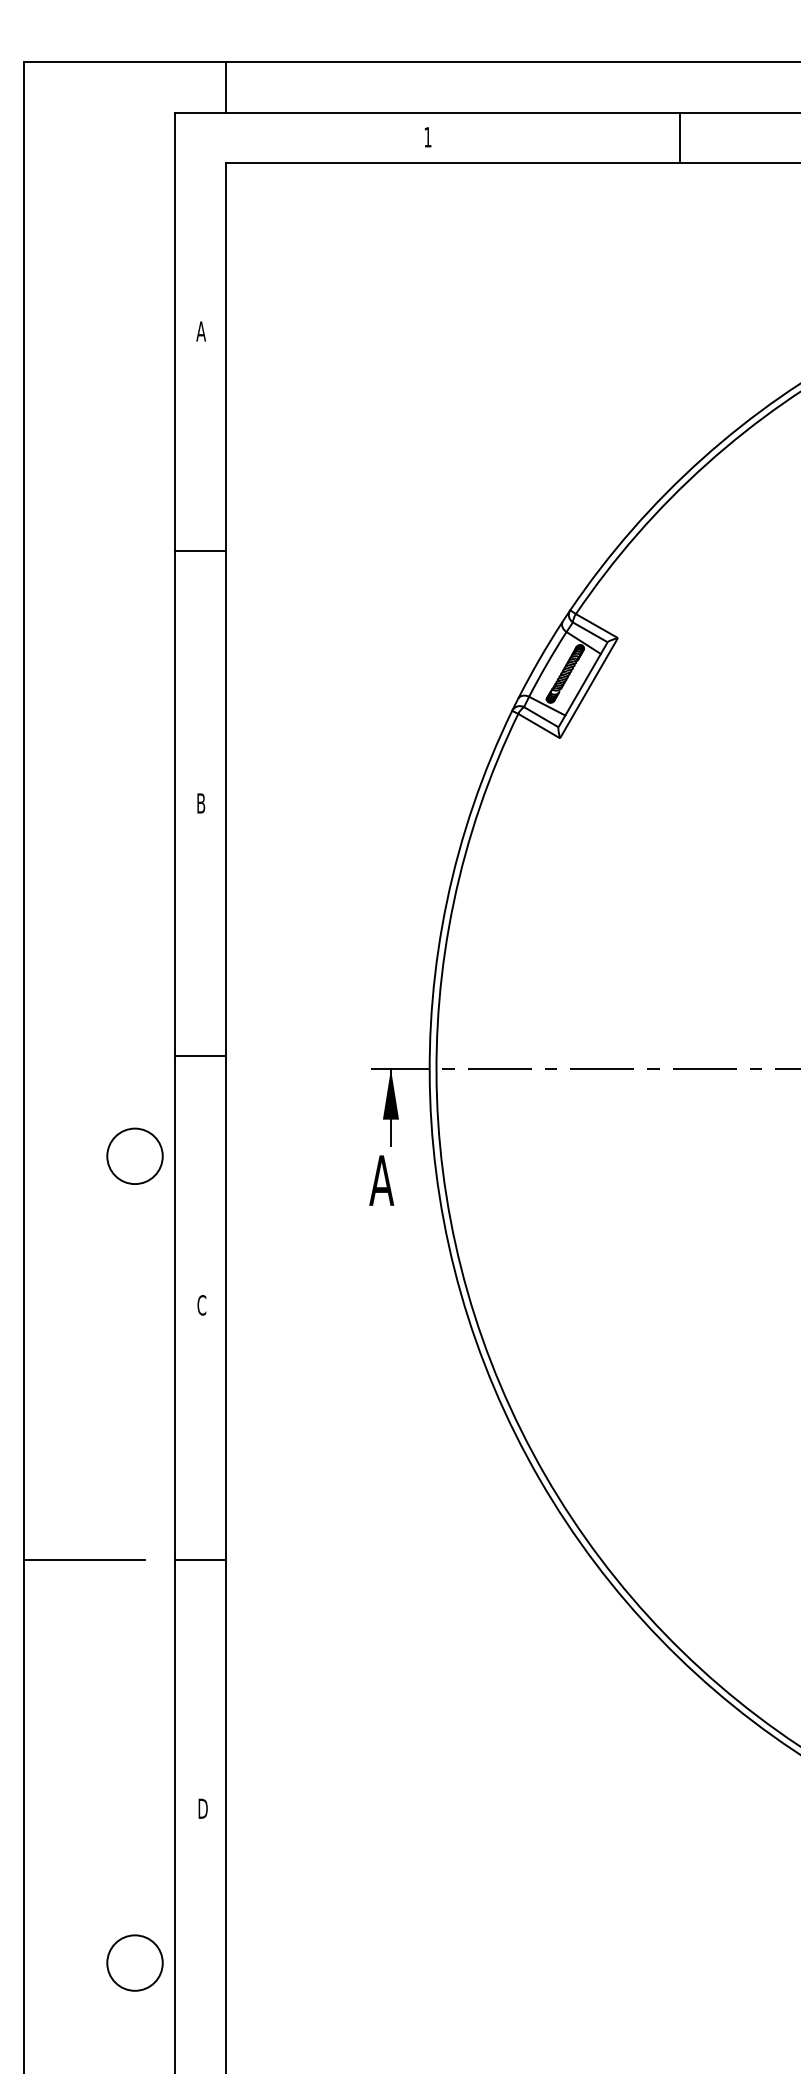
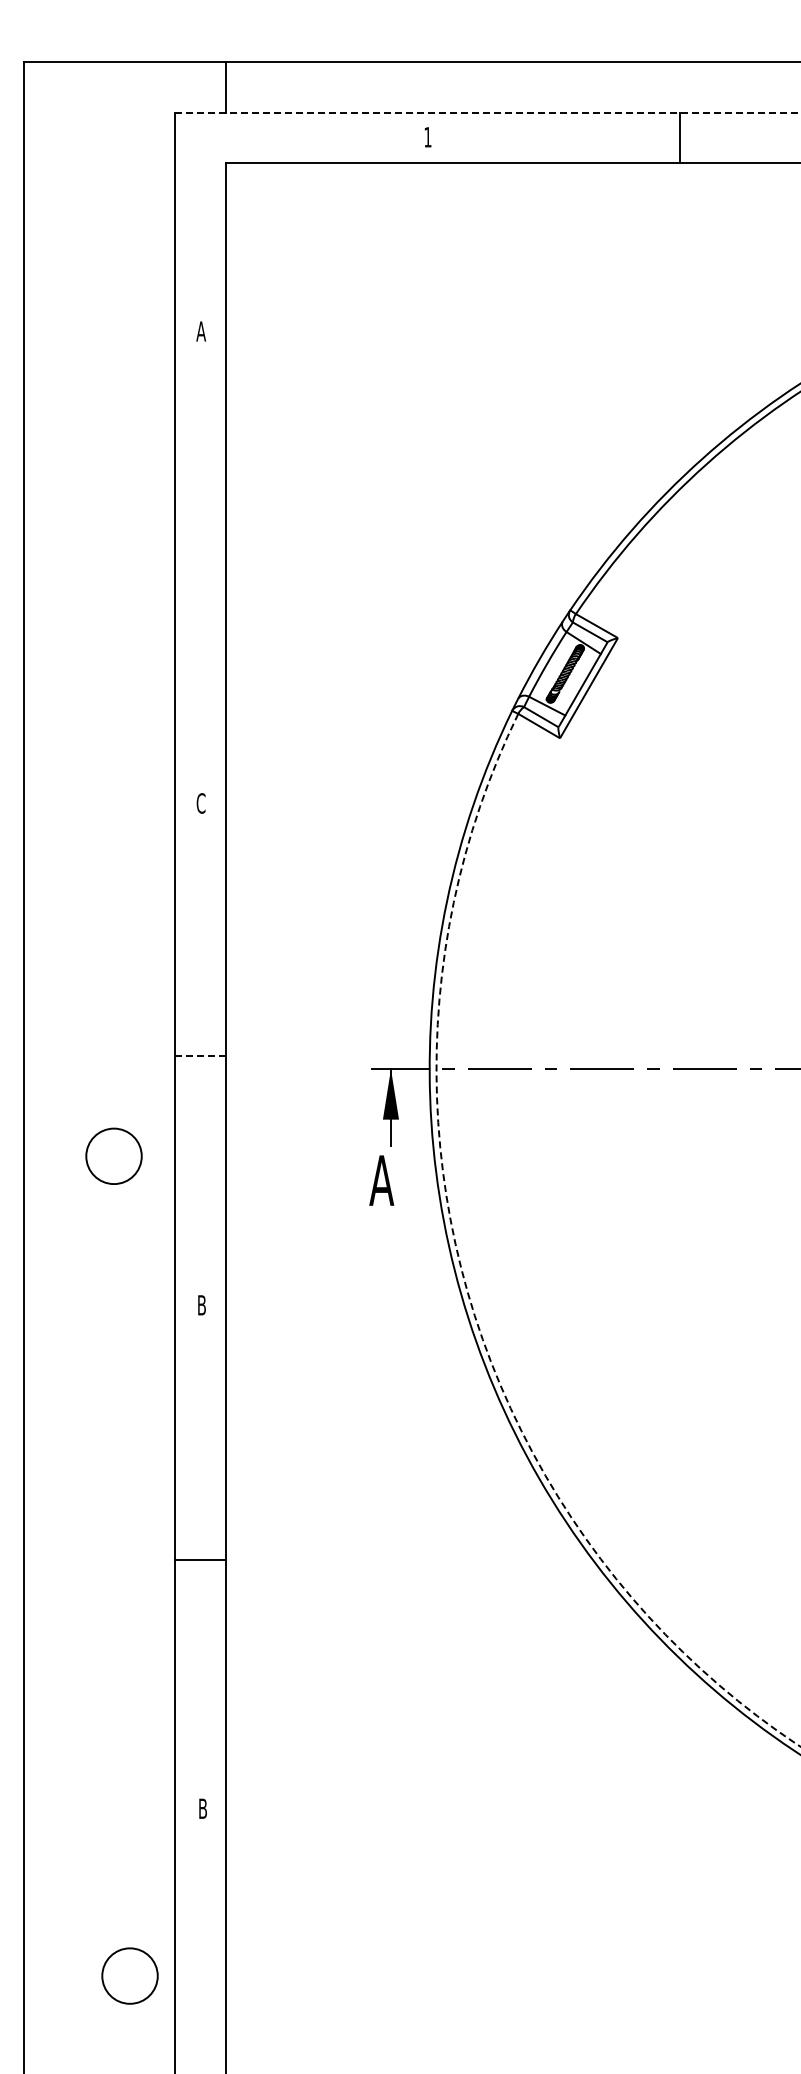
line: solid -> dashed (488, 112)
line: present -> none (200, 551)
text: B -> C (200, 803)
line: solid -> dashed (201, 1055)
circle position: (134, 1155) -> (113, 1155) (113, 1155)
arc: solid -> dashed (465, 1283)
text: C -> B (201, 1305)
line: present -> none (84, 1559)
text: D -> B (202, 1808)
circle position: (134, 1962) -> (129, 1975) (129, 1975)
